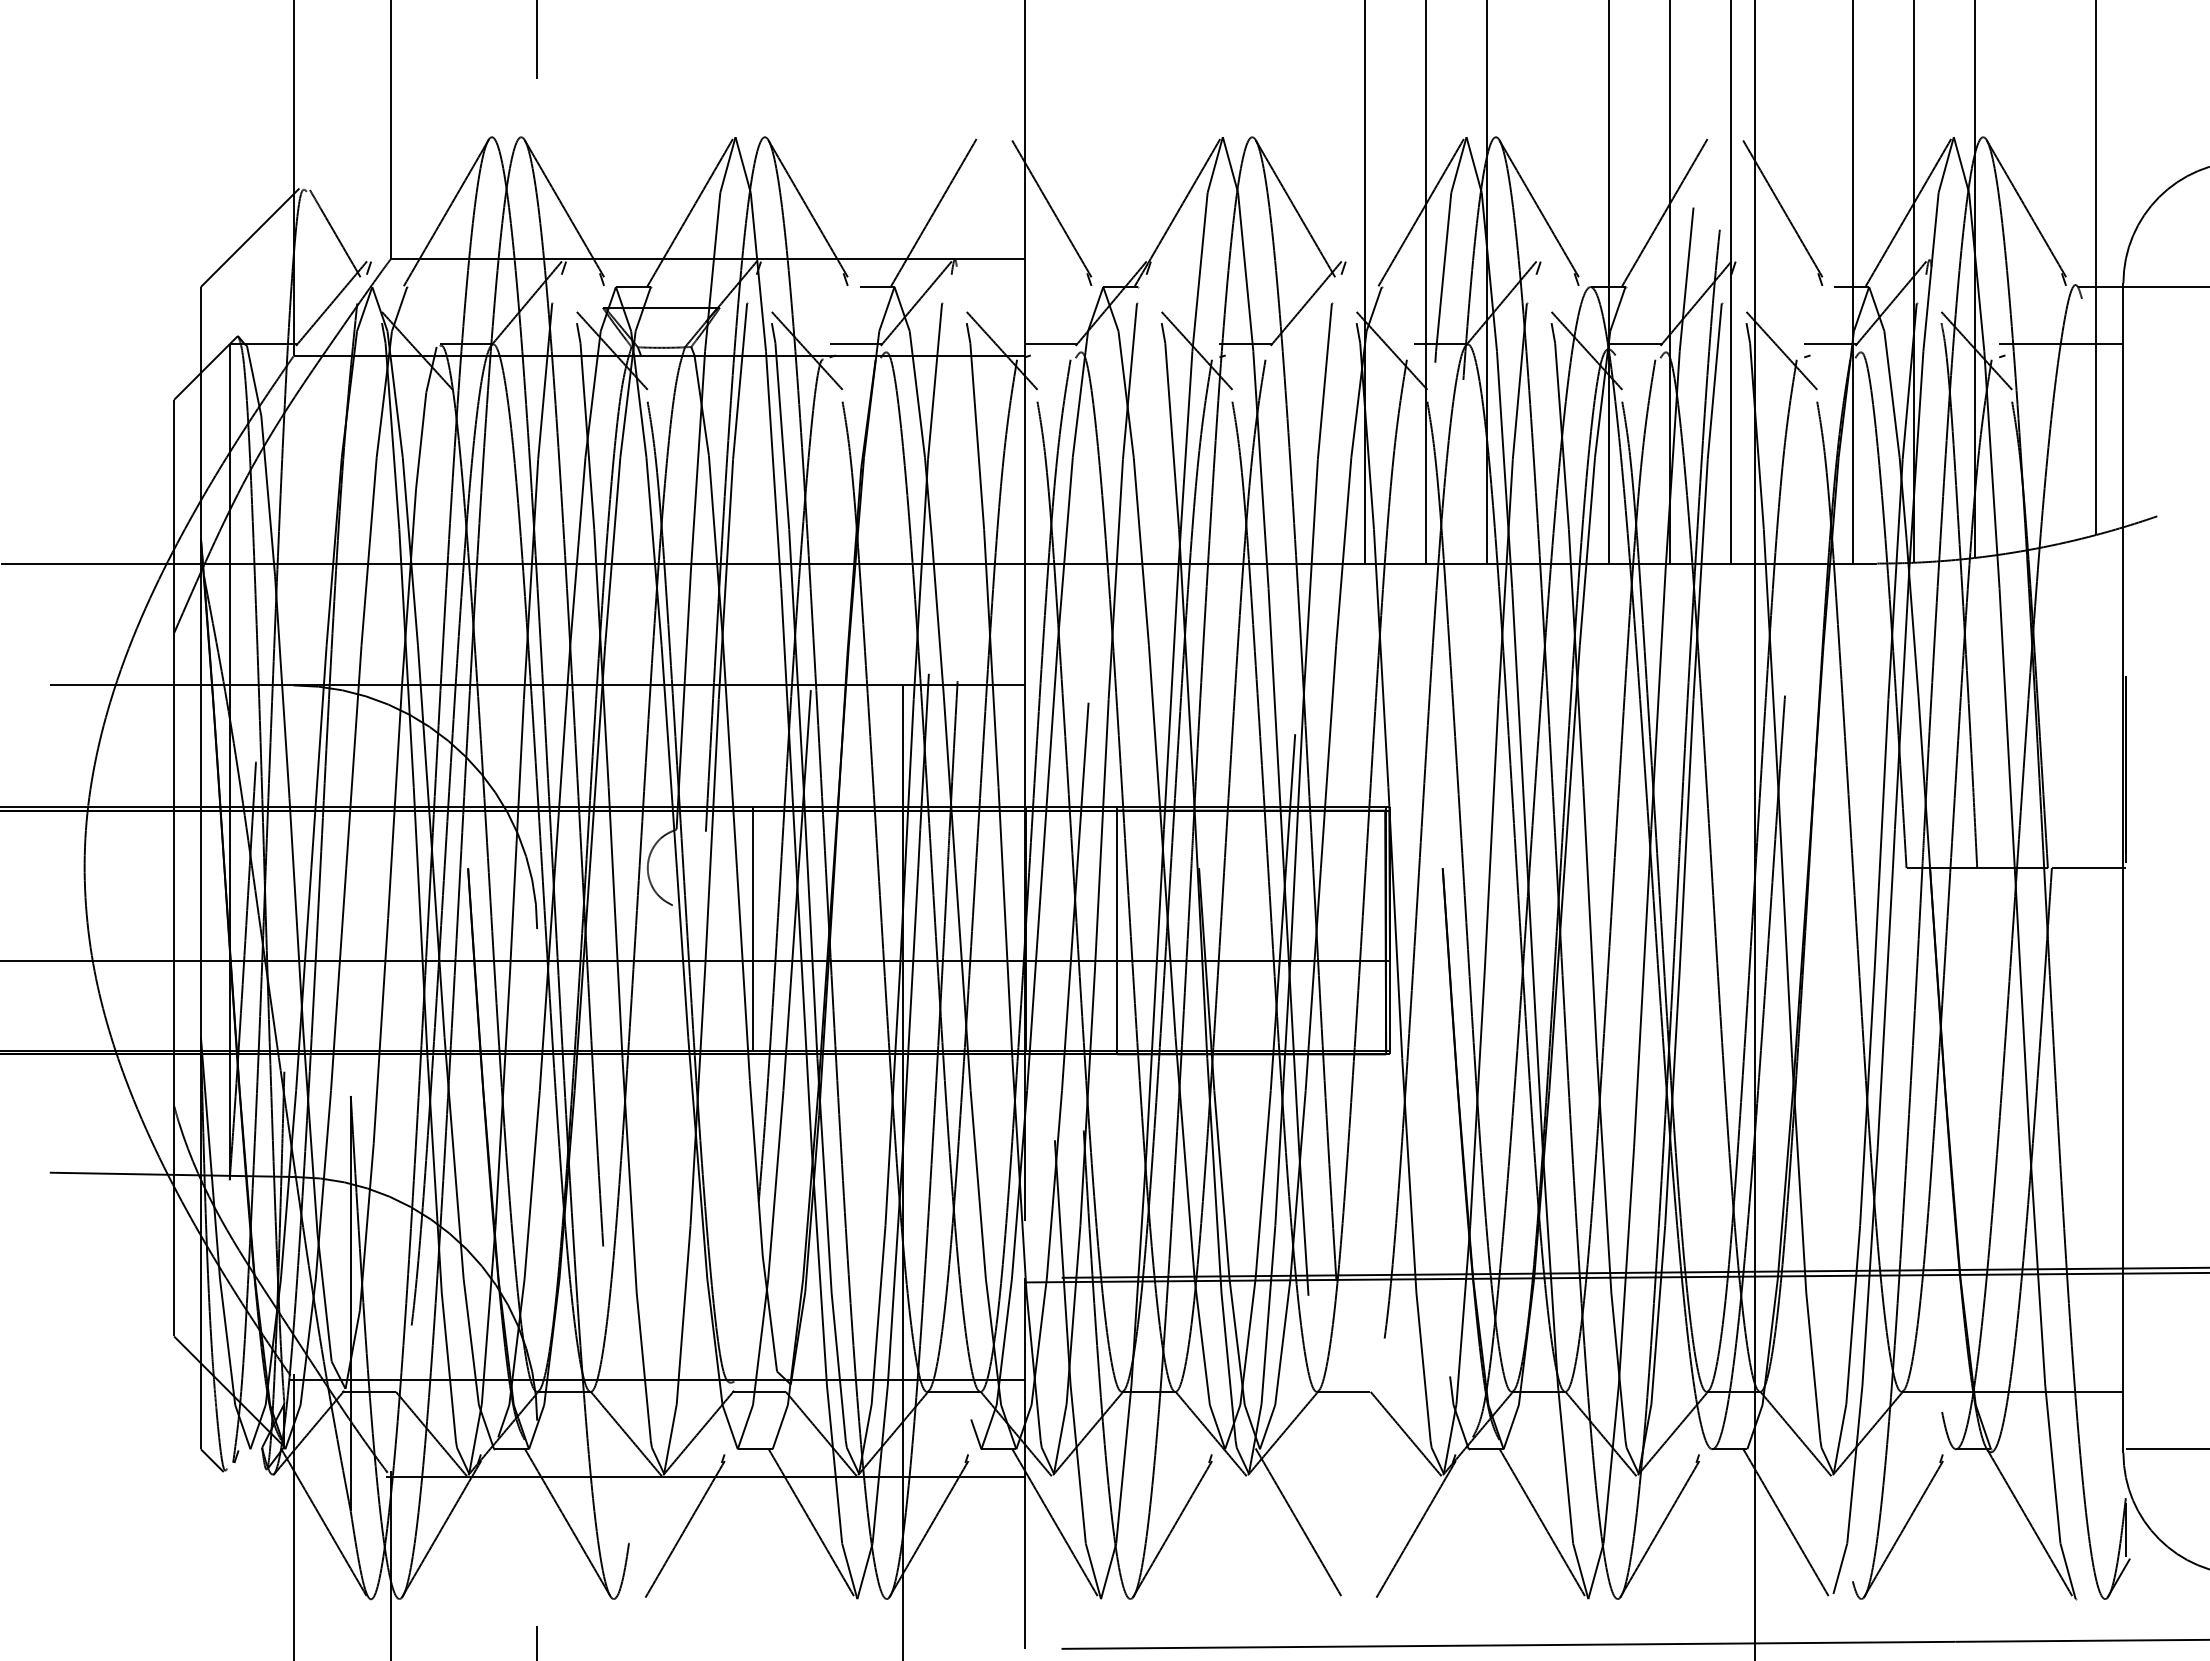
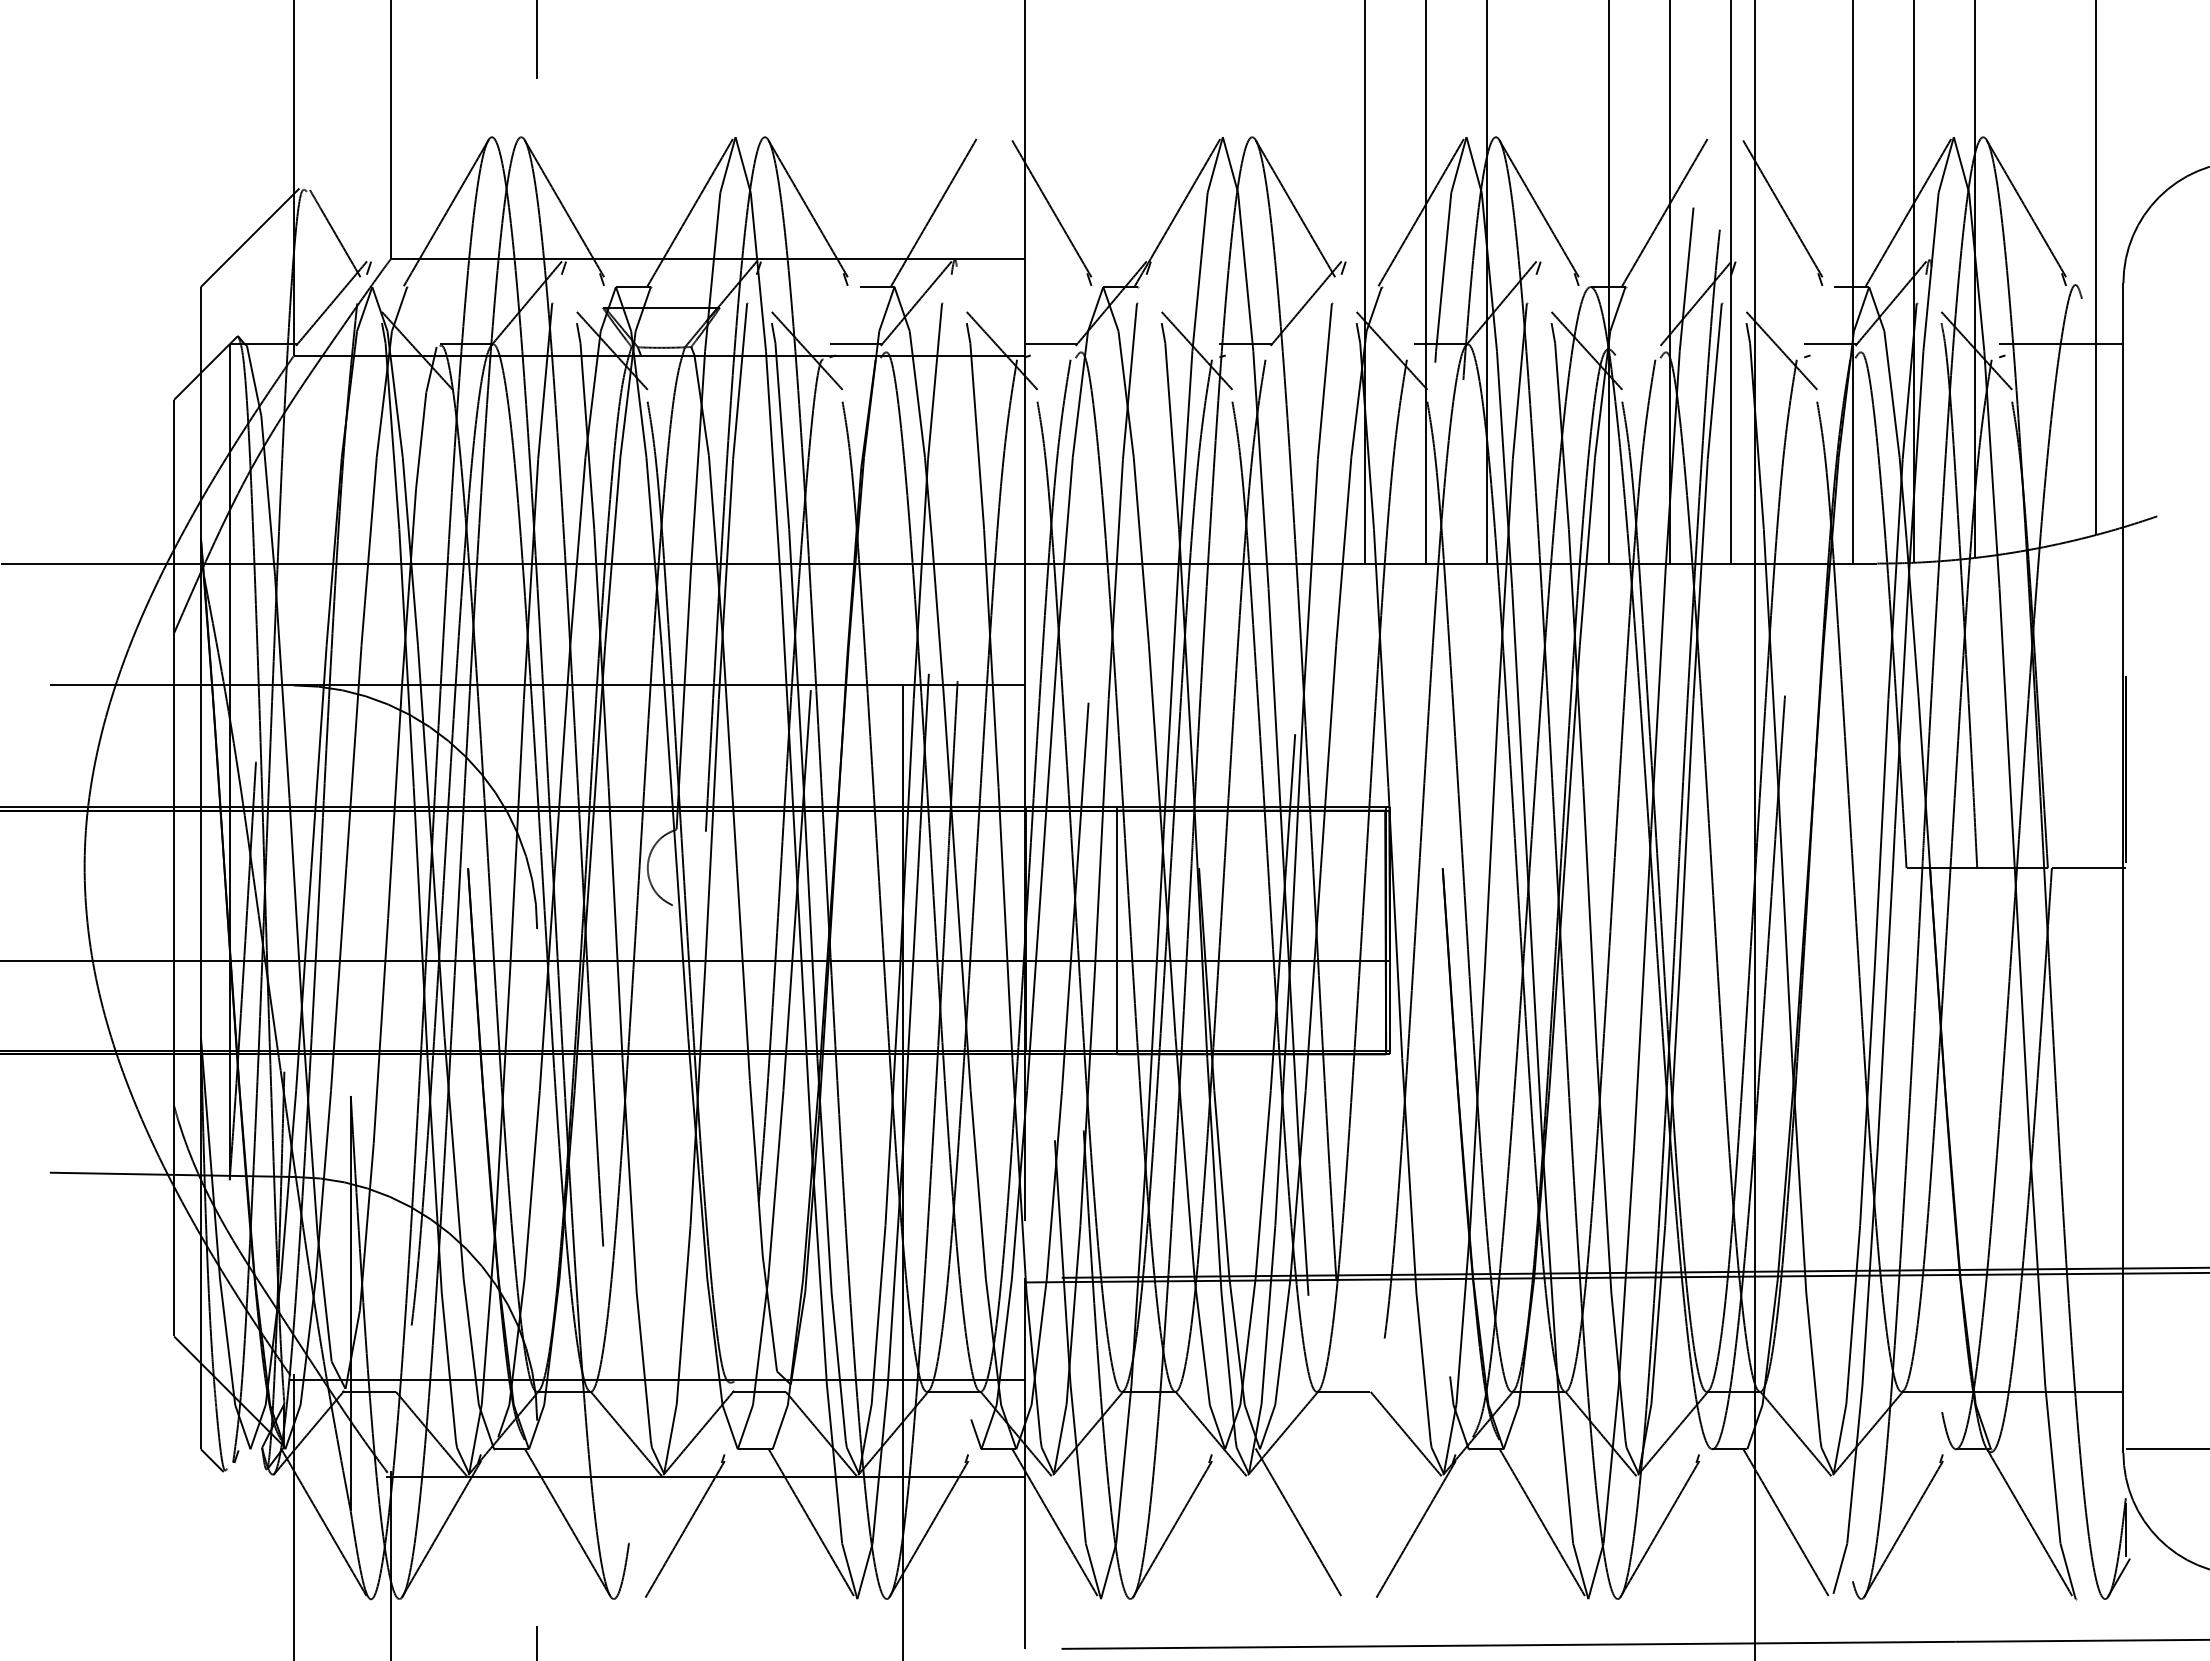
line: present -> none (2141, 287)
line: present -> none (1635, 344)
line: present -> none (753, 928)
